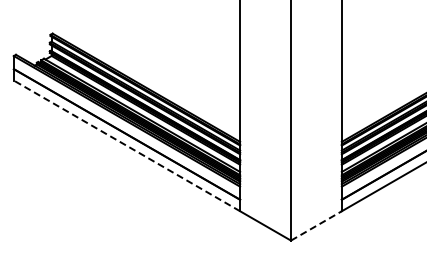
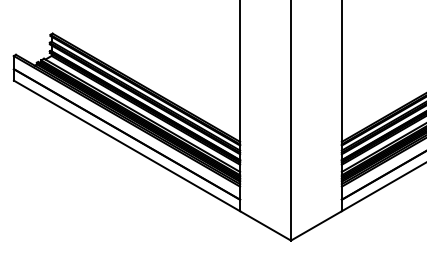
line: dashed -> solid (127, 145)
line: dashed -> solid (316, 225)
